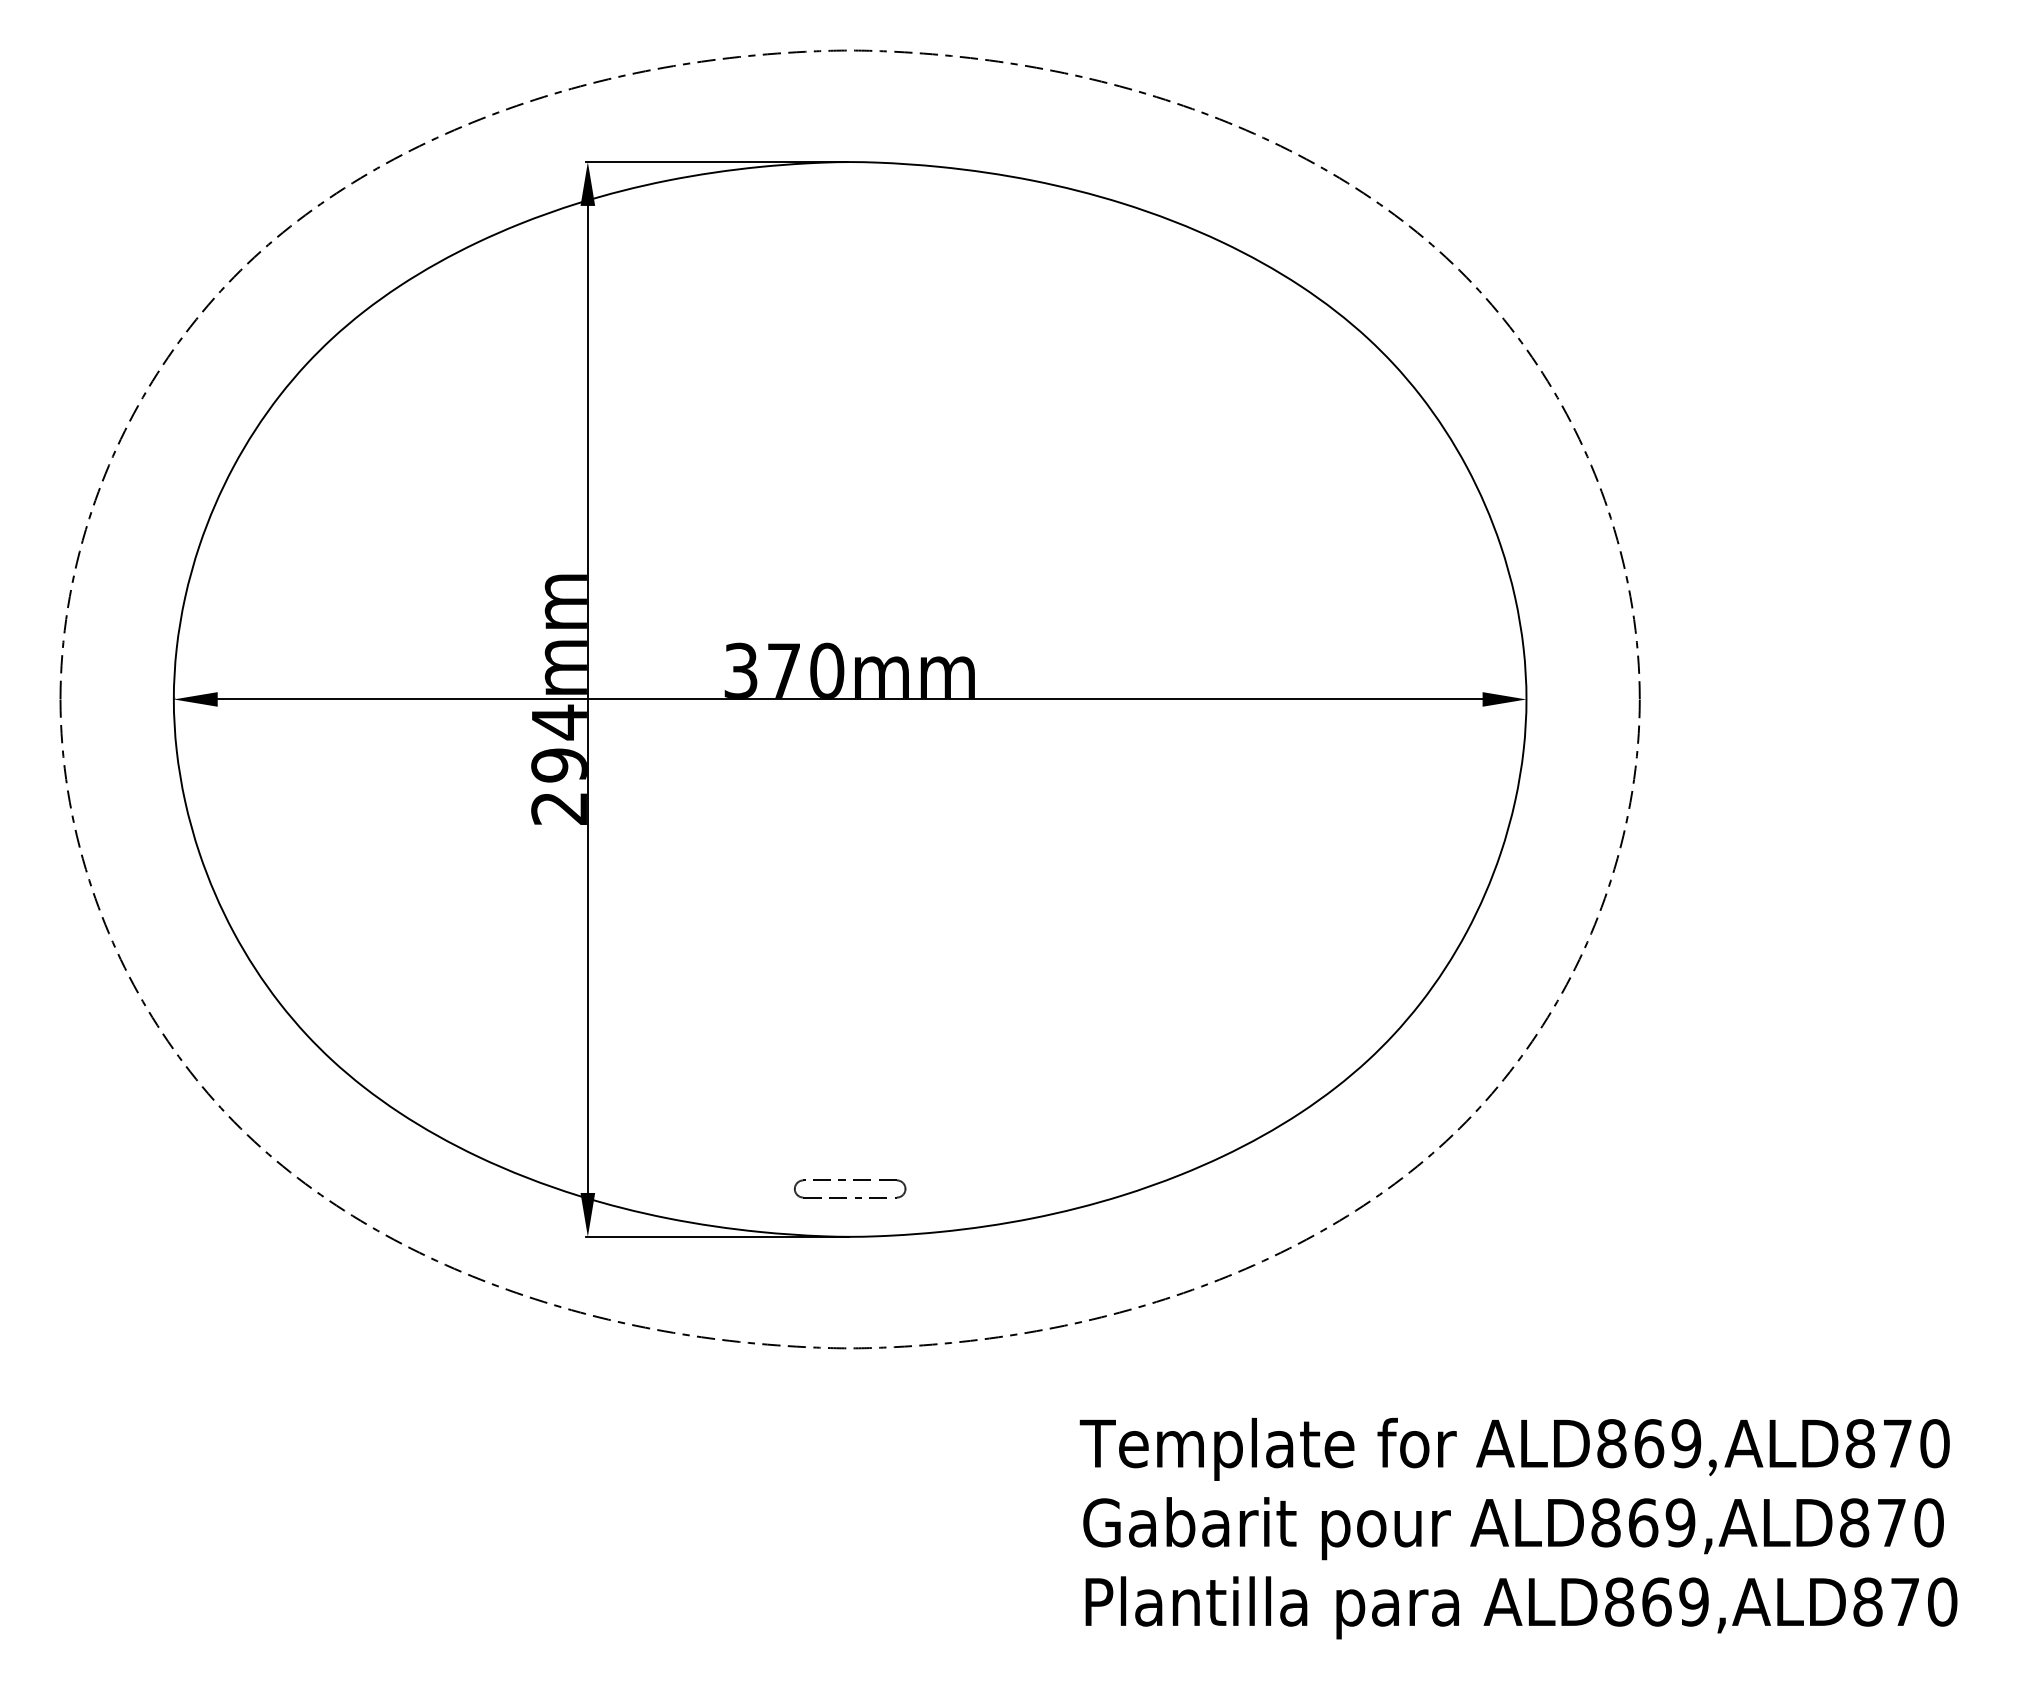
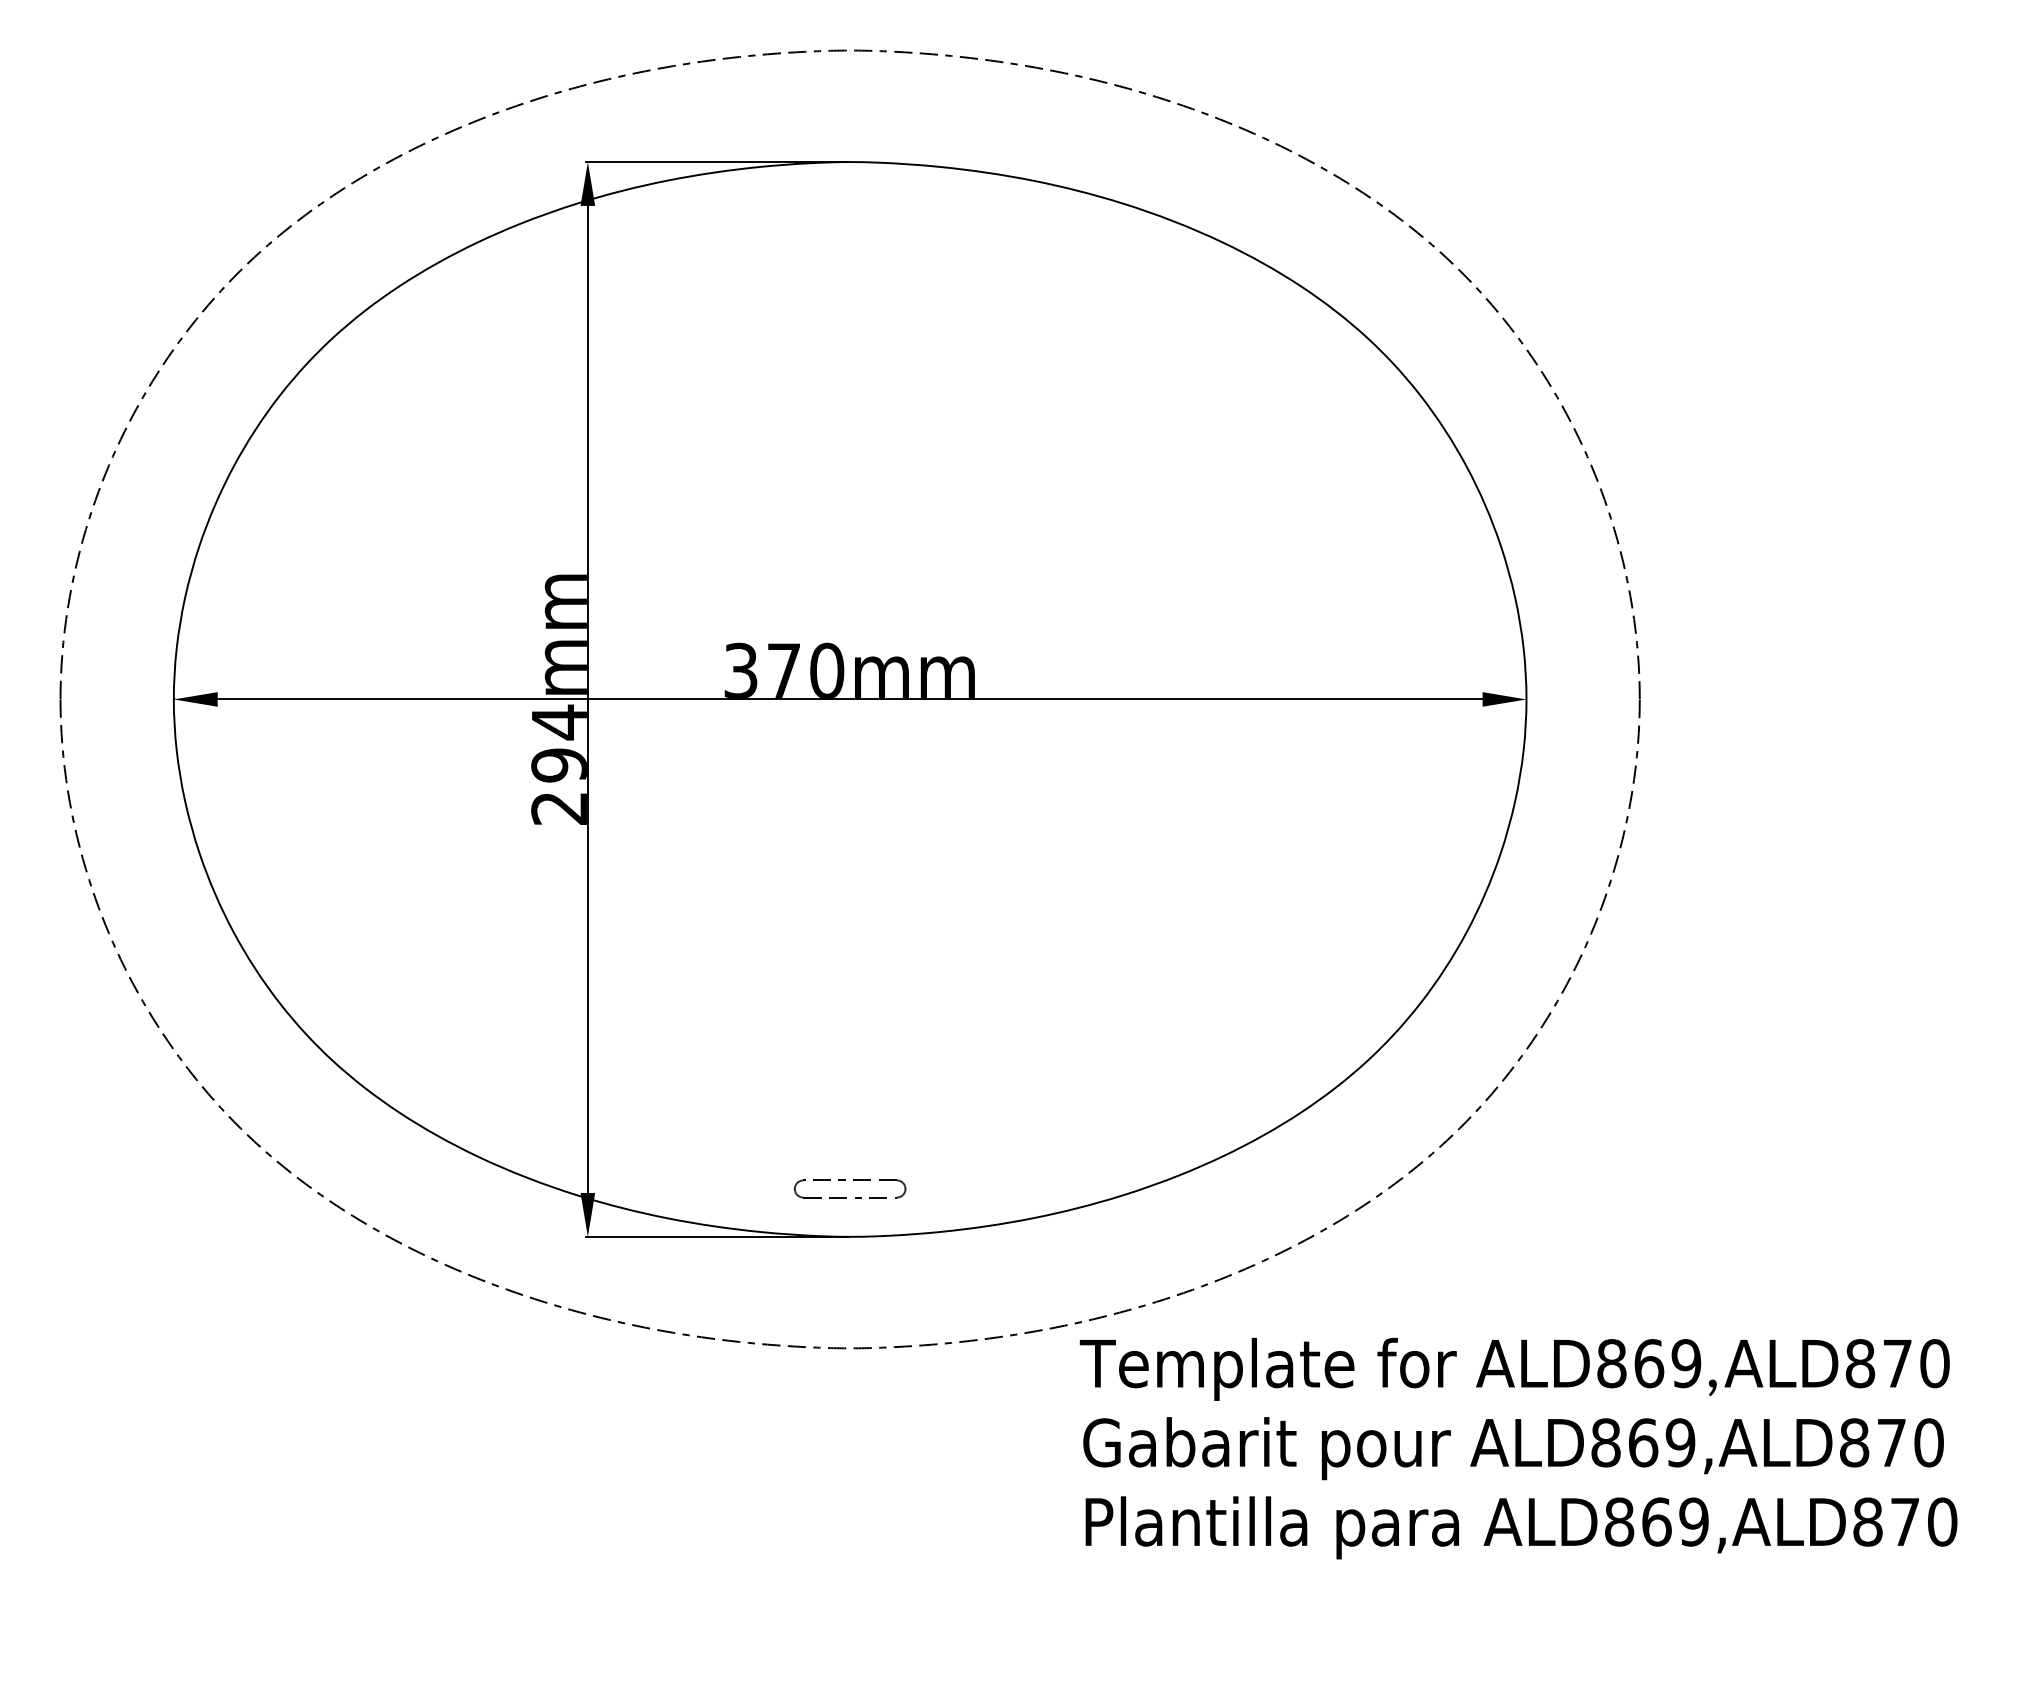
text position: (1518, 1528) -> (1518, 1448) (1518, 1448)
